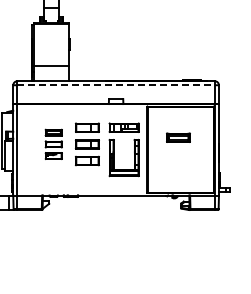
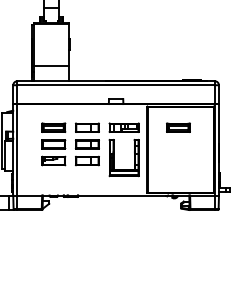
line: dashed -> solid (116, 85)
part position: (178, 137) -> (178, 127) (178, 127)
part size: 19x32 px -> 26x45 px (53, 144)
